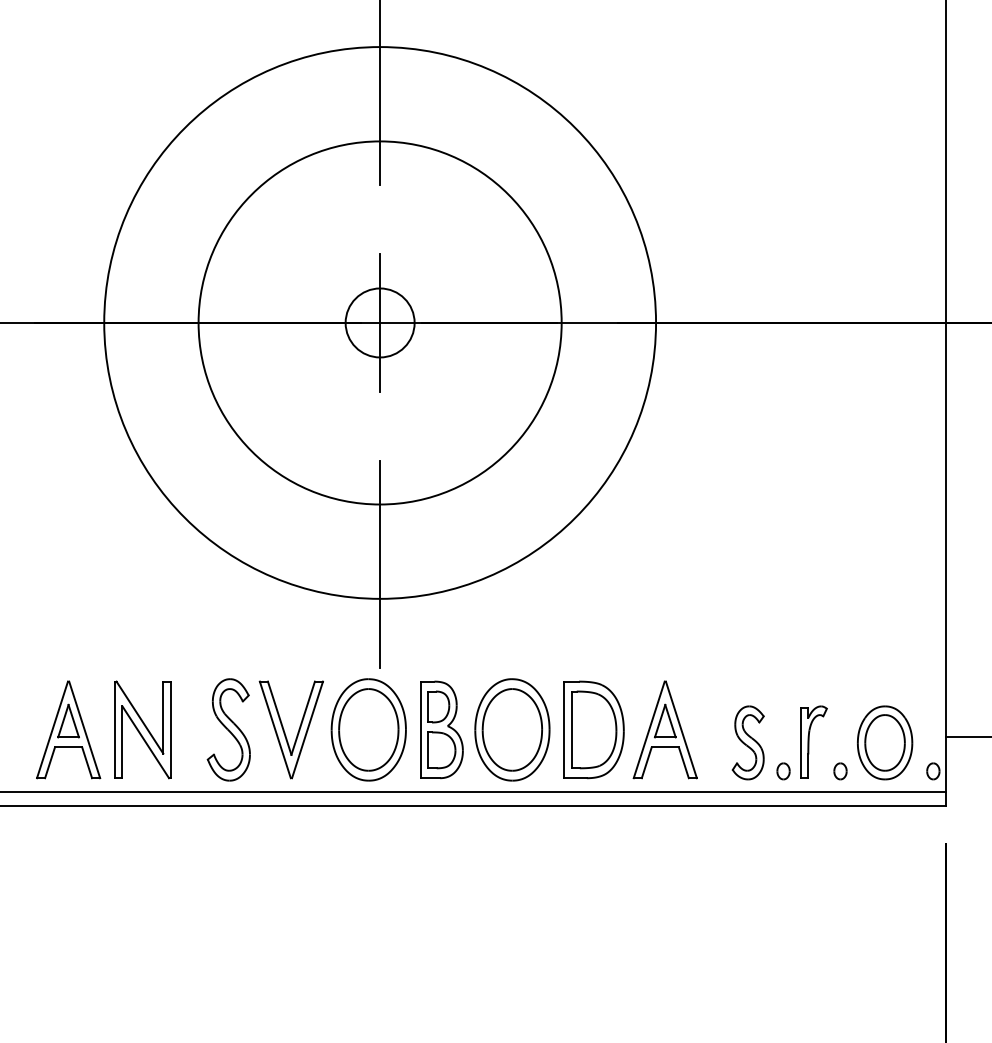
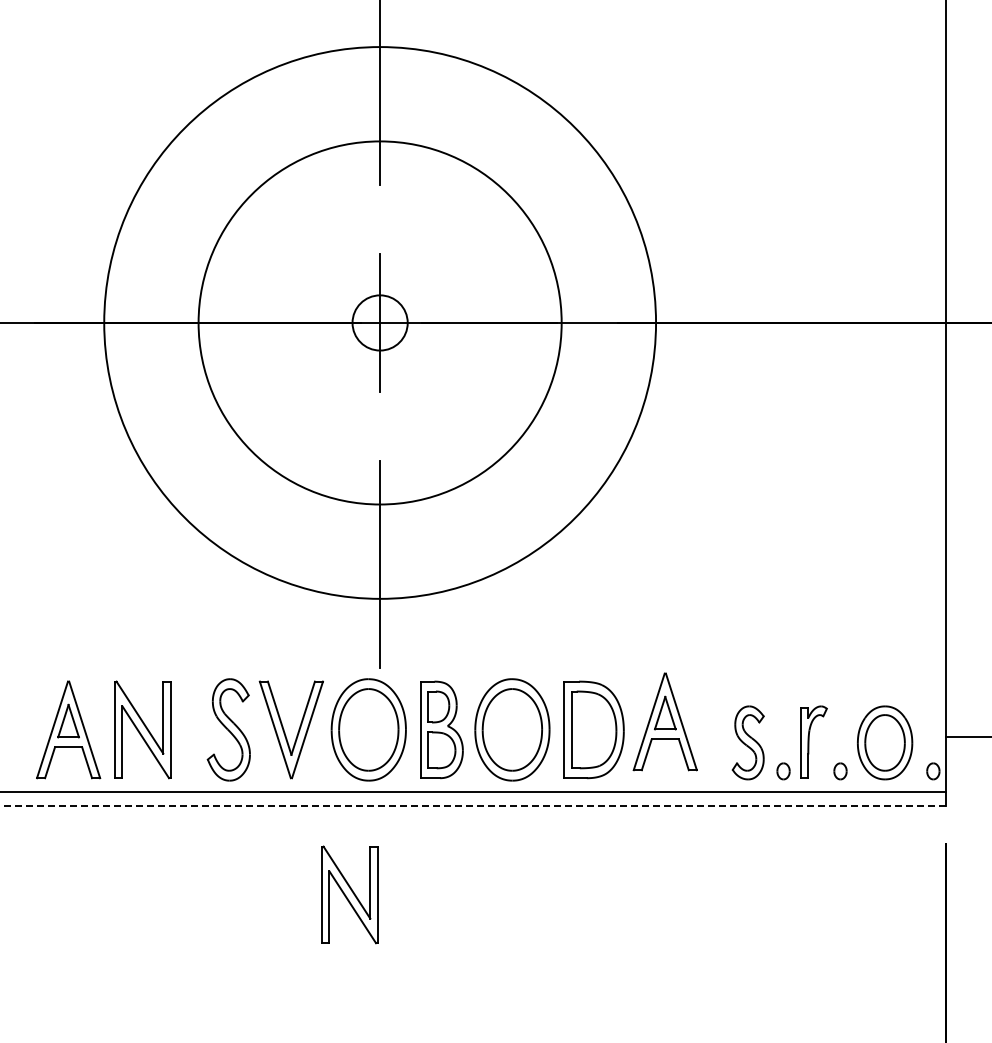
circle diameter: 69 px -> 55 px (379, 322)
part position: (664, 729) -> (664, 721) (664, 721)
line: solid -> dashed (472, 805)
part: none -> present (349, 894)
